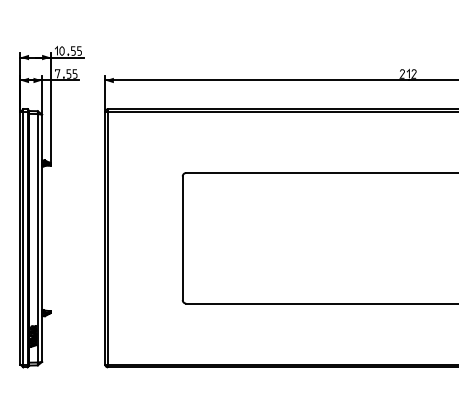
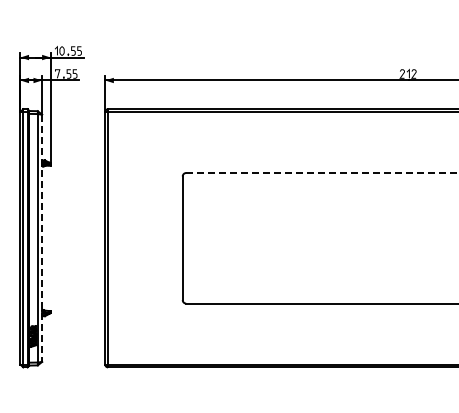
line: solid -> dashed (322, 173)
line: solid -> dashed (42, 238)
